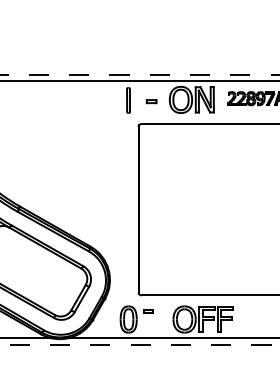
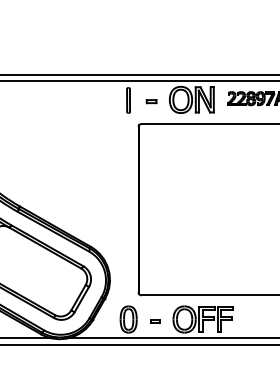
line: dashed -> solid (140, 74)
part position: (148, 311) -> (155, 321) (155, 321)
line: dashed -> solid (140, 344)
